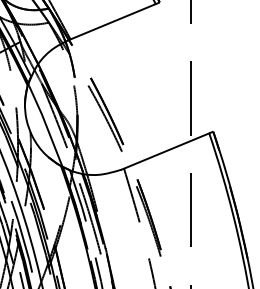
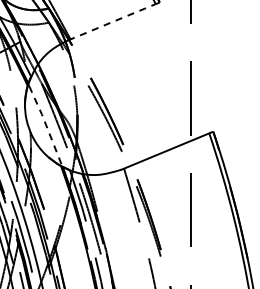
line: solid -> dashed (112, 22)
line: solid -> dashed (46, 126)
